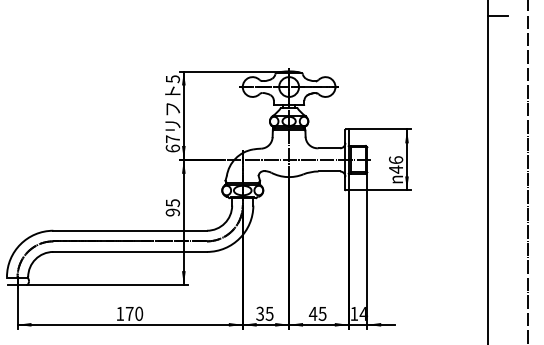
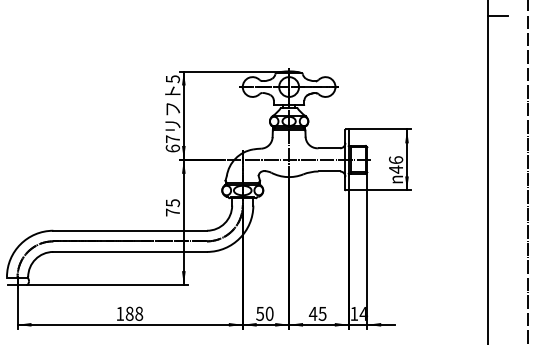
text: 95 -> 75 (172, 212)
text: 170 -> 188 (134, 313)
text: 35 -> 50 (264, 313)
